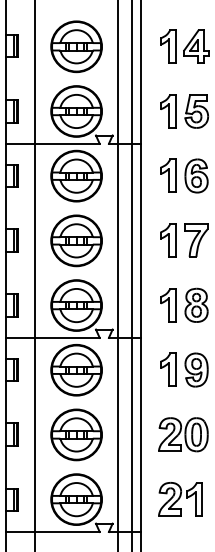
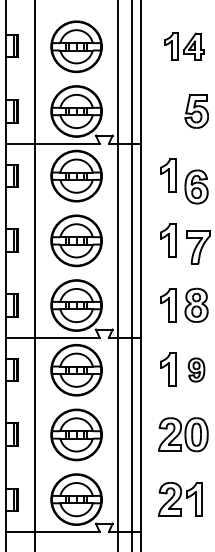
part size: 50x35 px -> 41x29 px (184, 46)
part: present -> none (168, 111)
part position: (196, 175) -> (196, 186) (196, 186)
part position: (196, 240) -> (198, 247) (198, 247)
part size: 25x36 px -> 19x26 px (196, 369)
